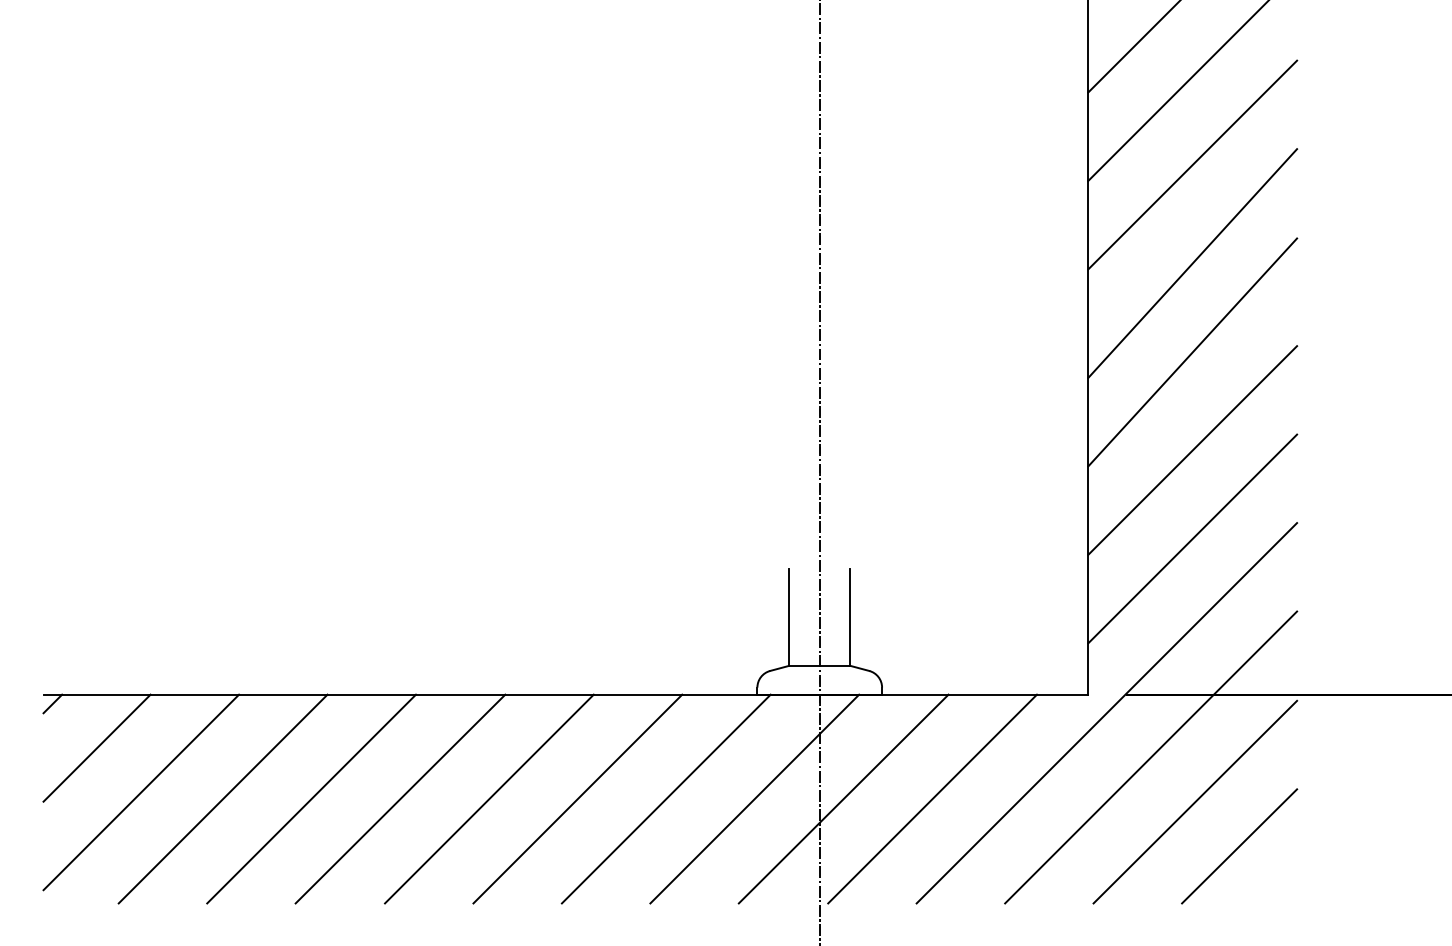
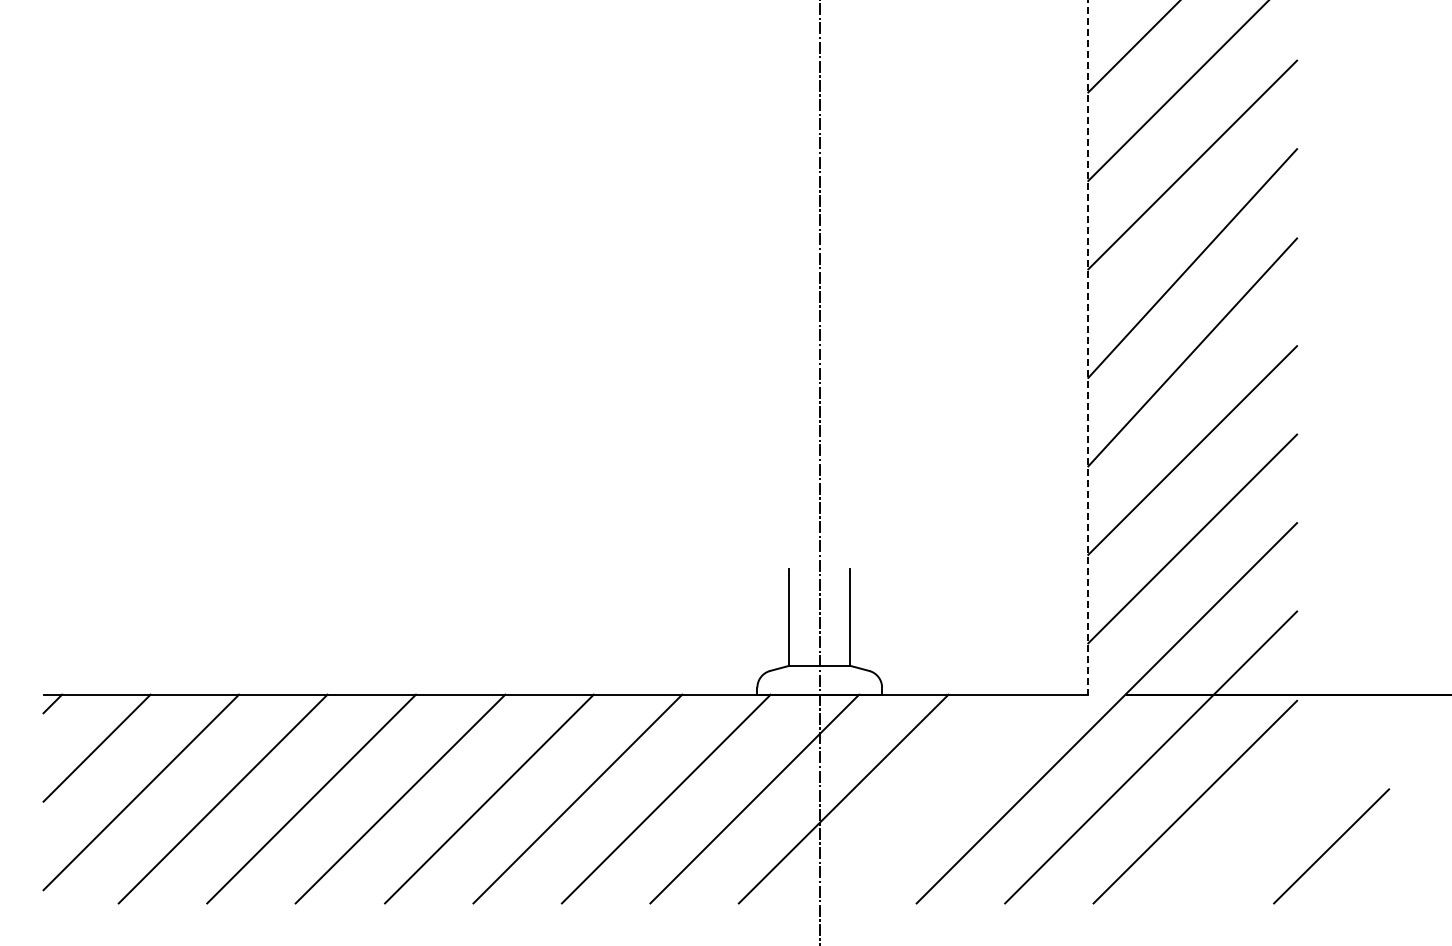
line: solid -> dashed (1088, 347)
line: present -> none (932, 798)
line position: (1239, 846) -> (1331, 846) (1331, 846)
